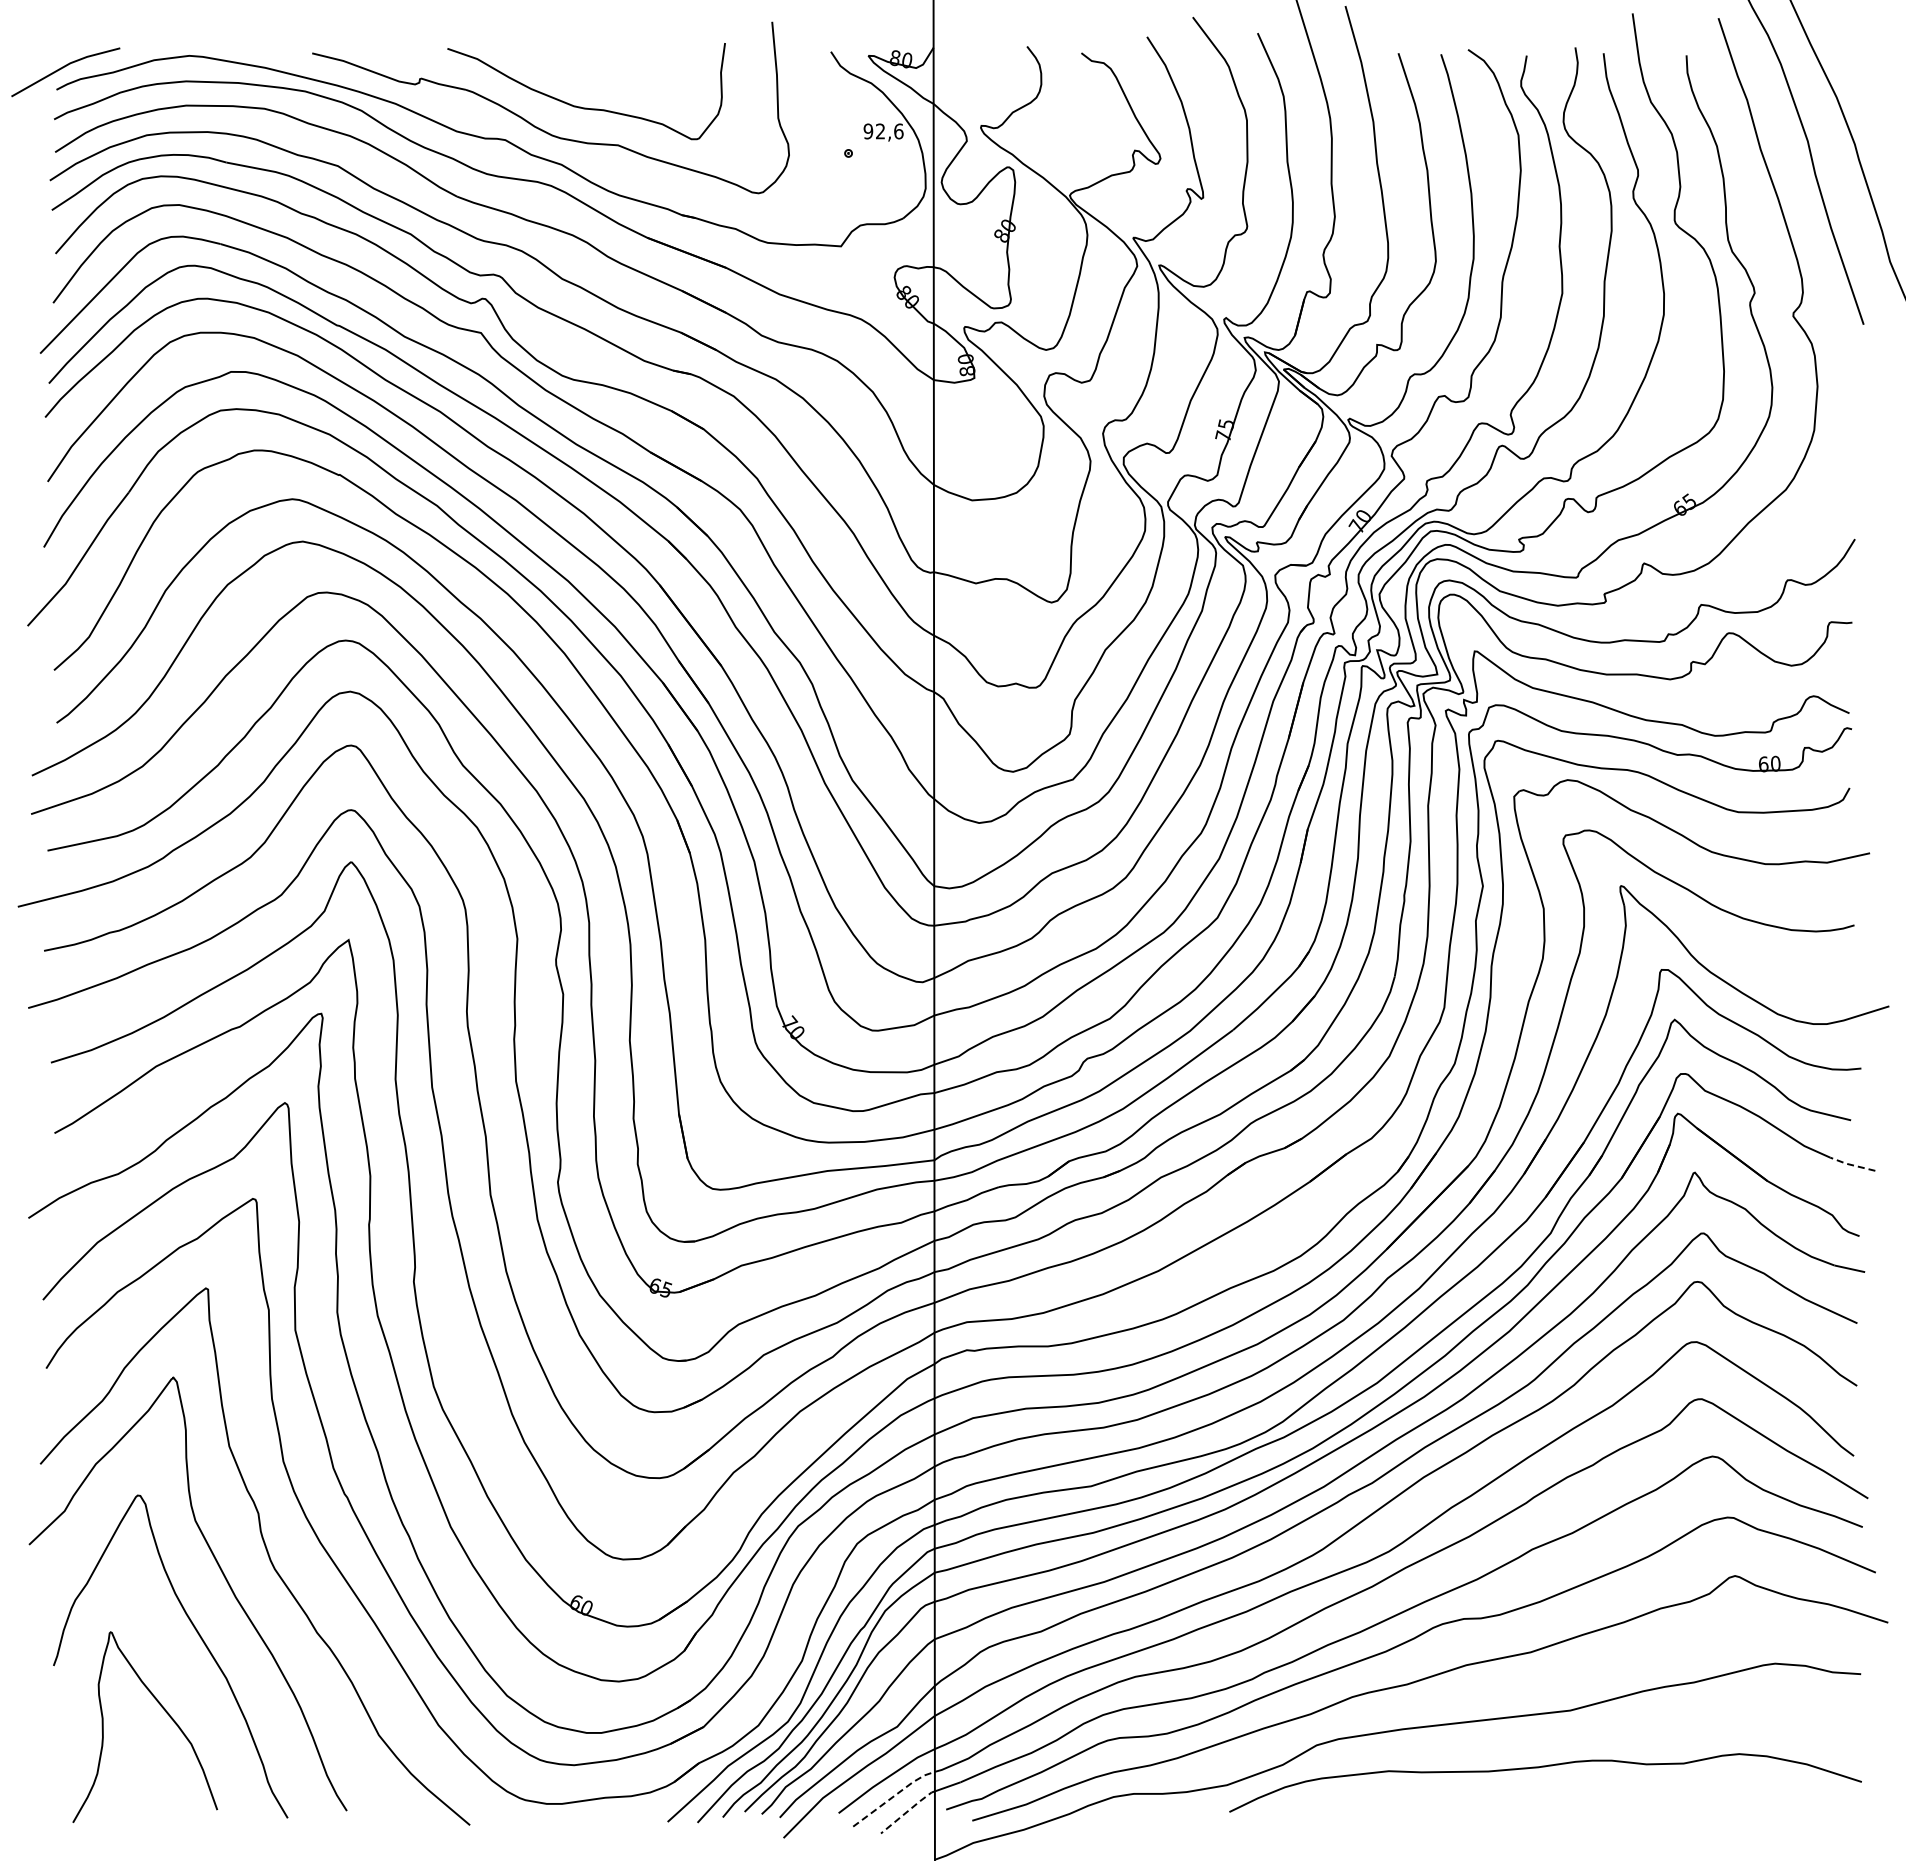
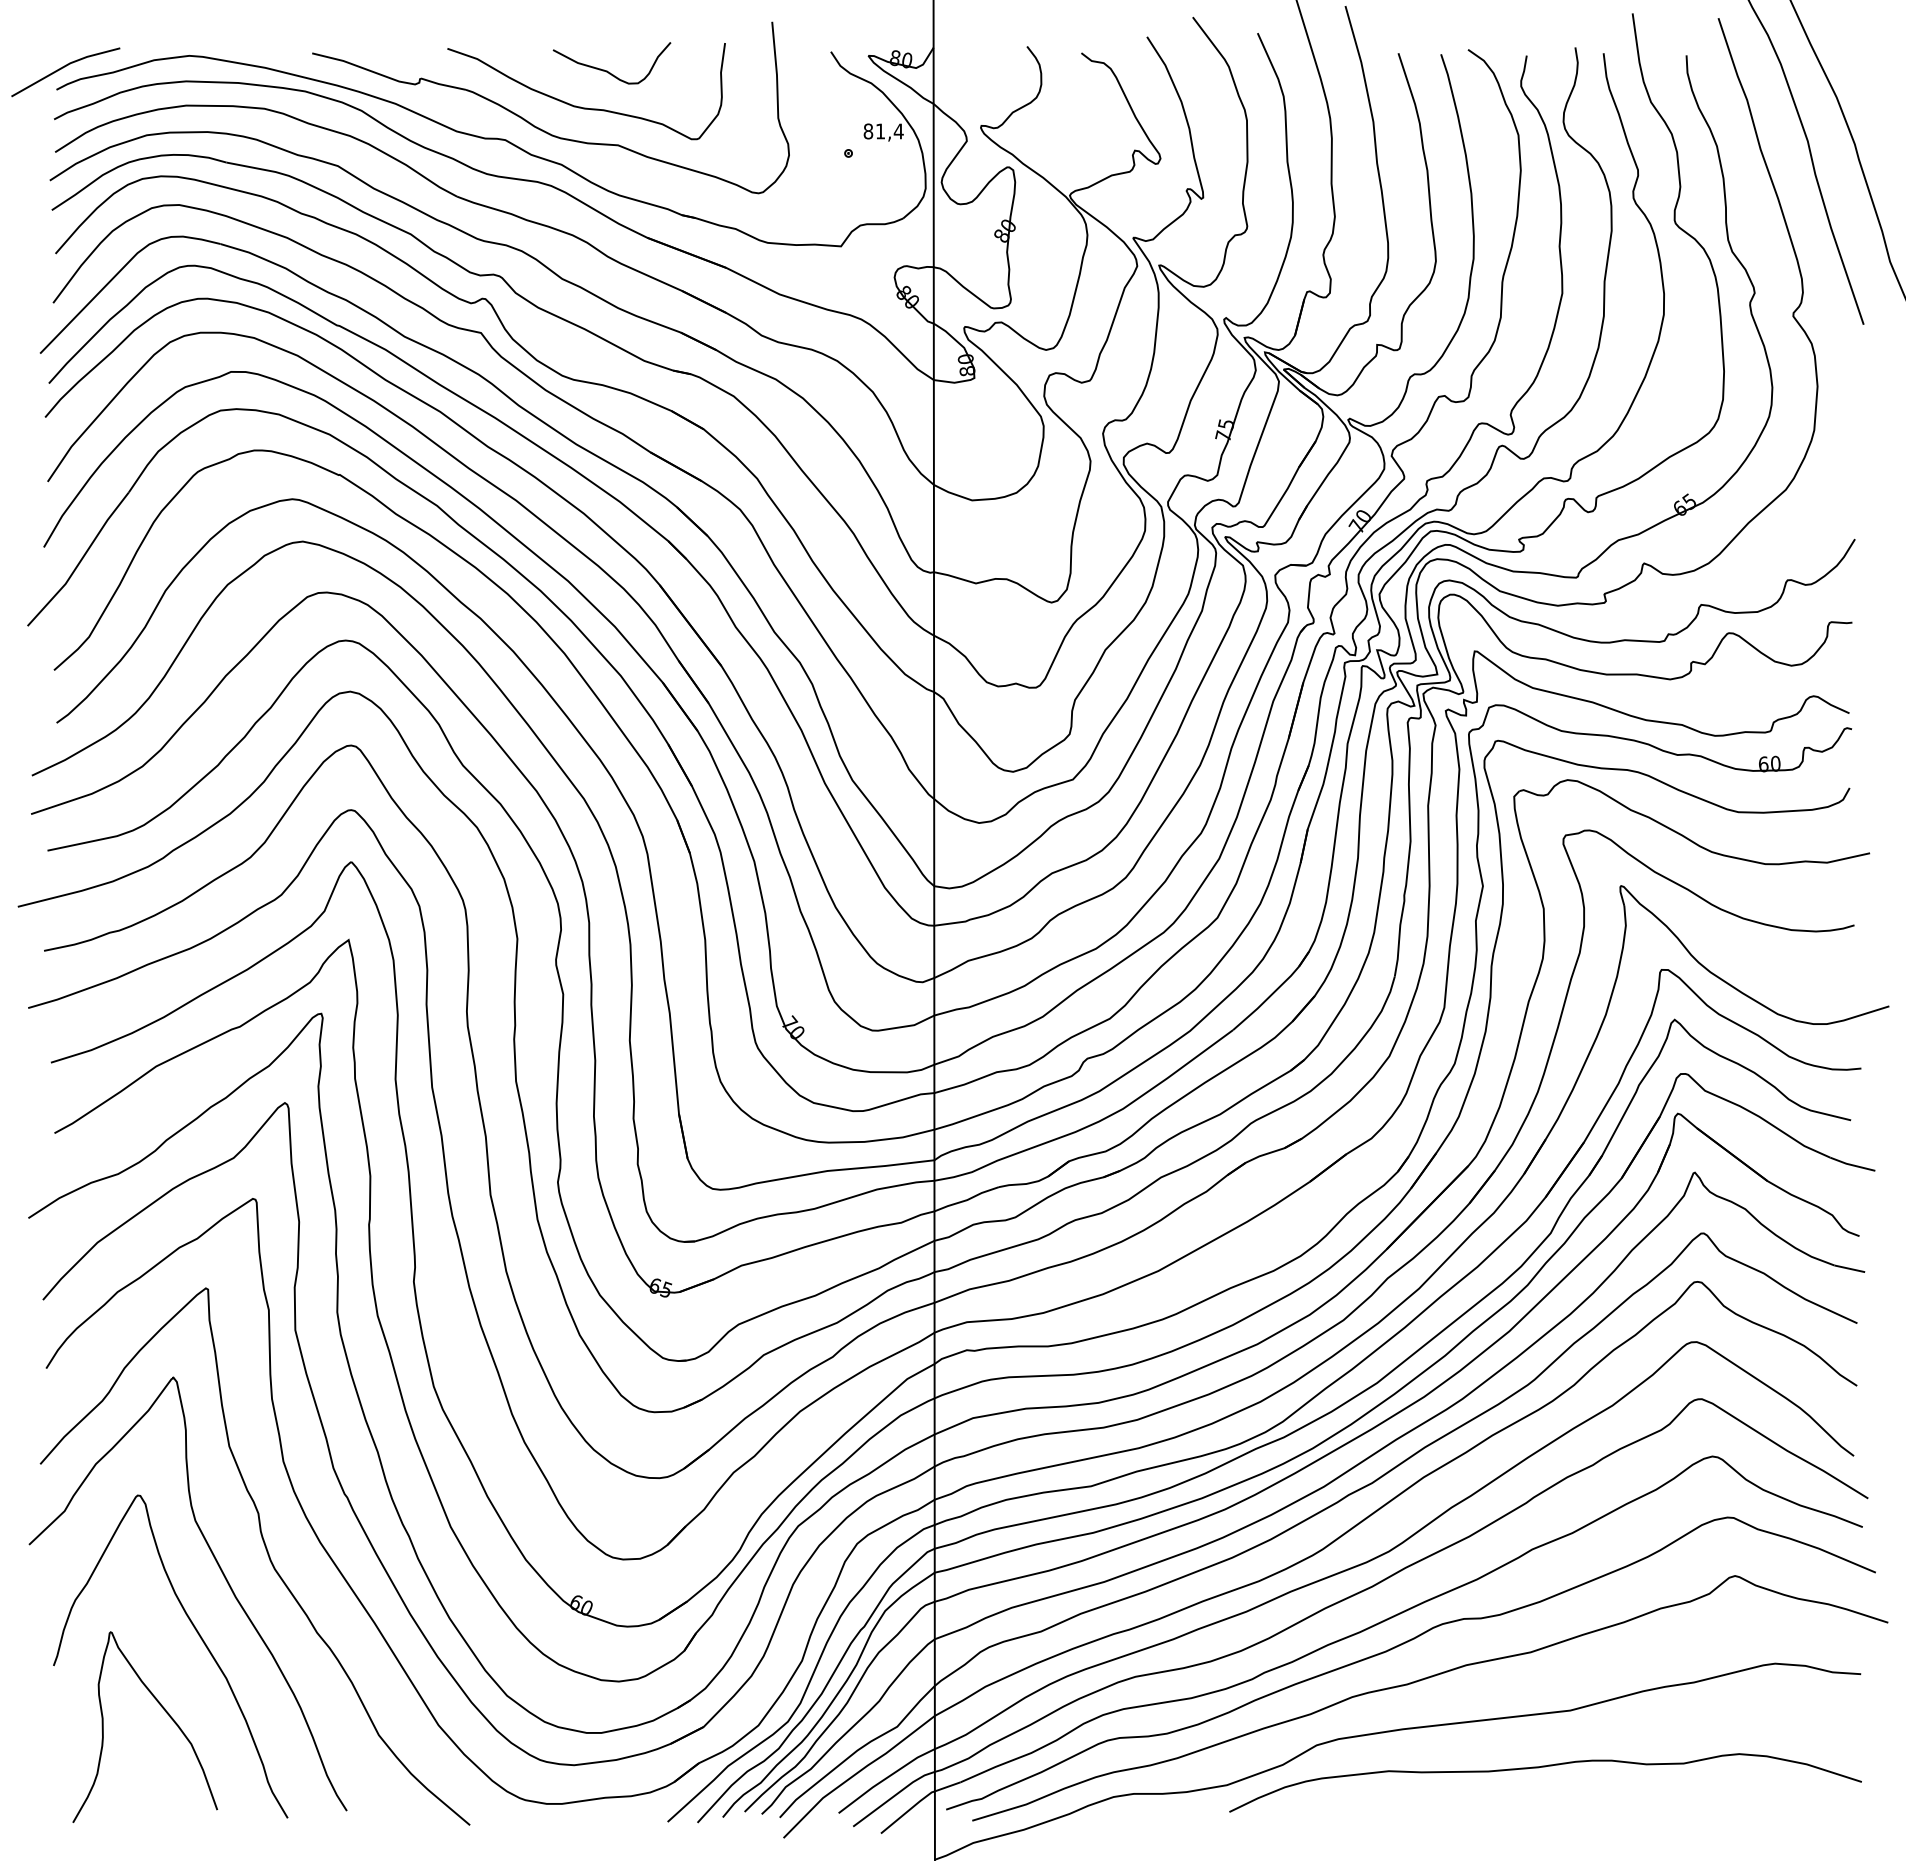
curve: none -> present (607, 70)
text: 92,6 -> 81,4 (883, 131)
line: dashed -> solid (1851, 1164)
line: dashed -> solid (893, 1796)
line: dashed -> solid (908, 1810)
